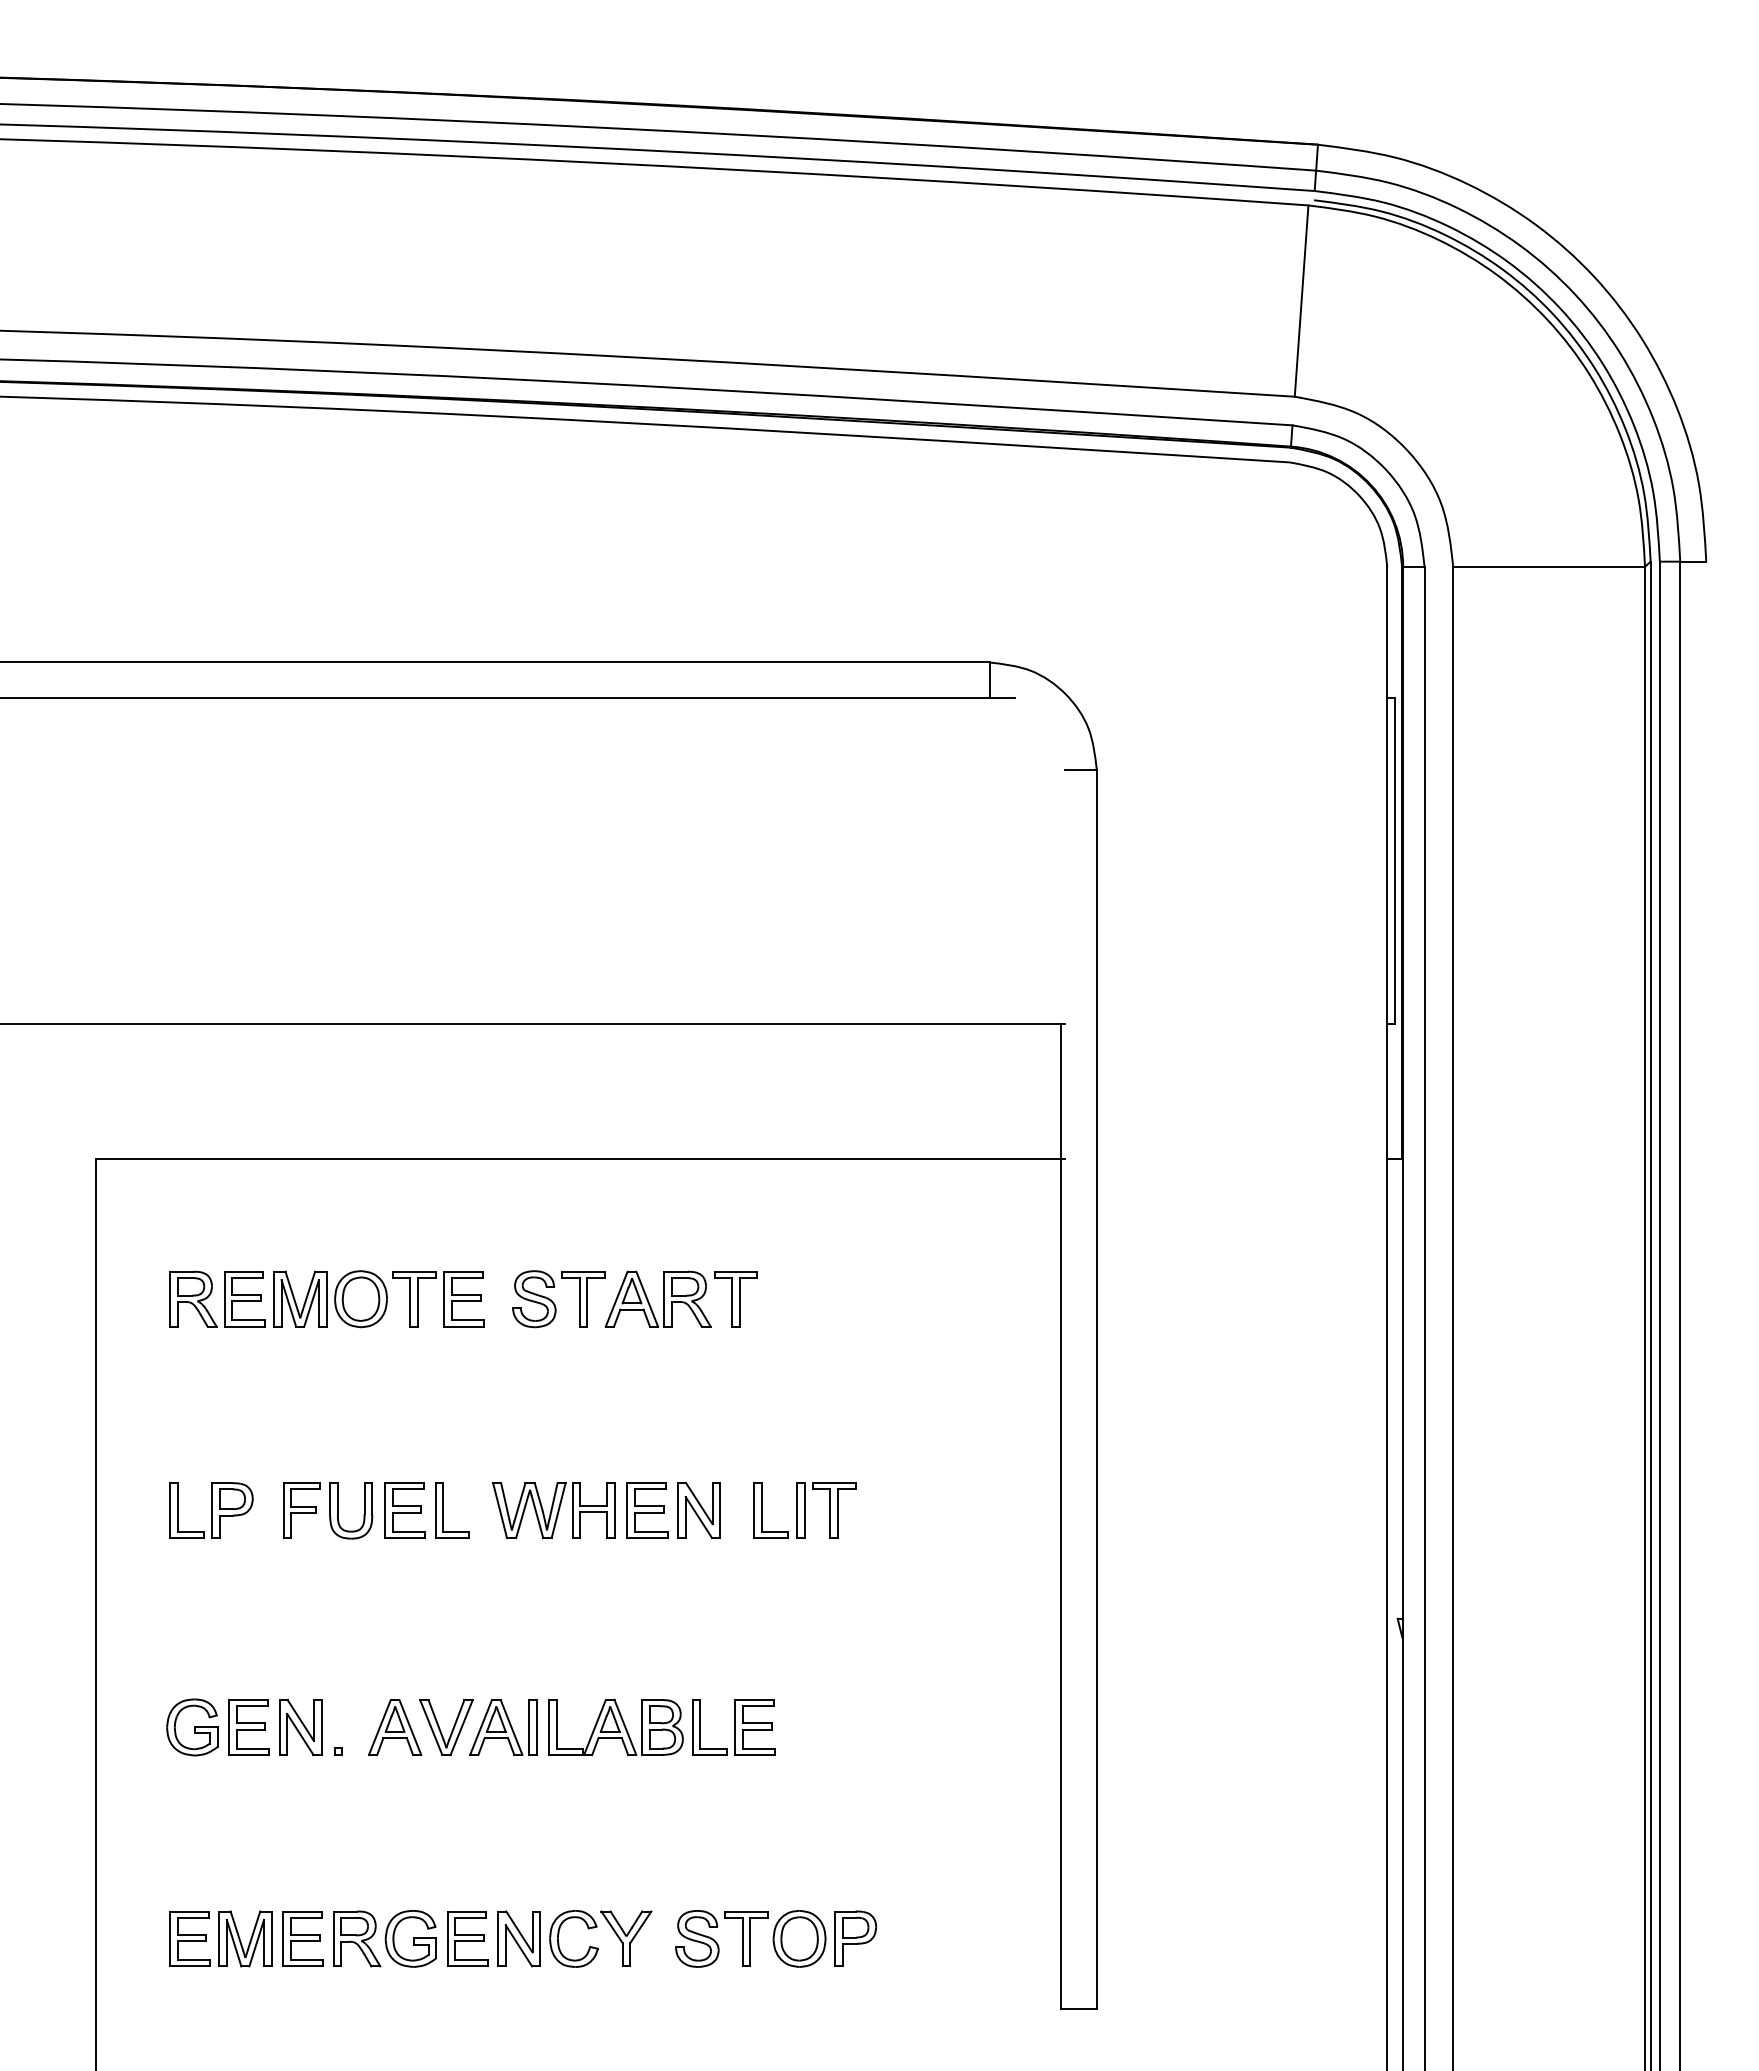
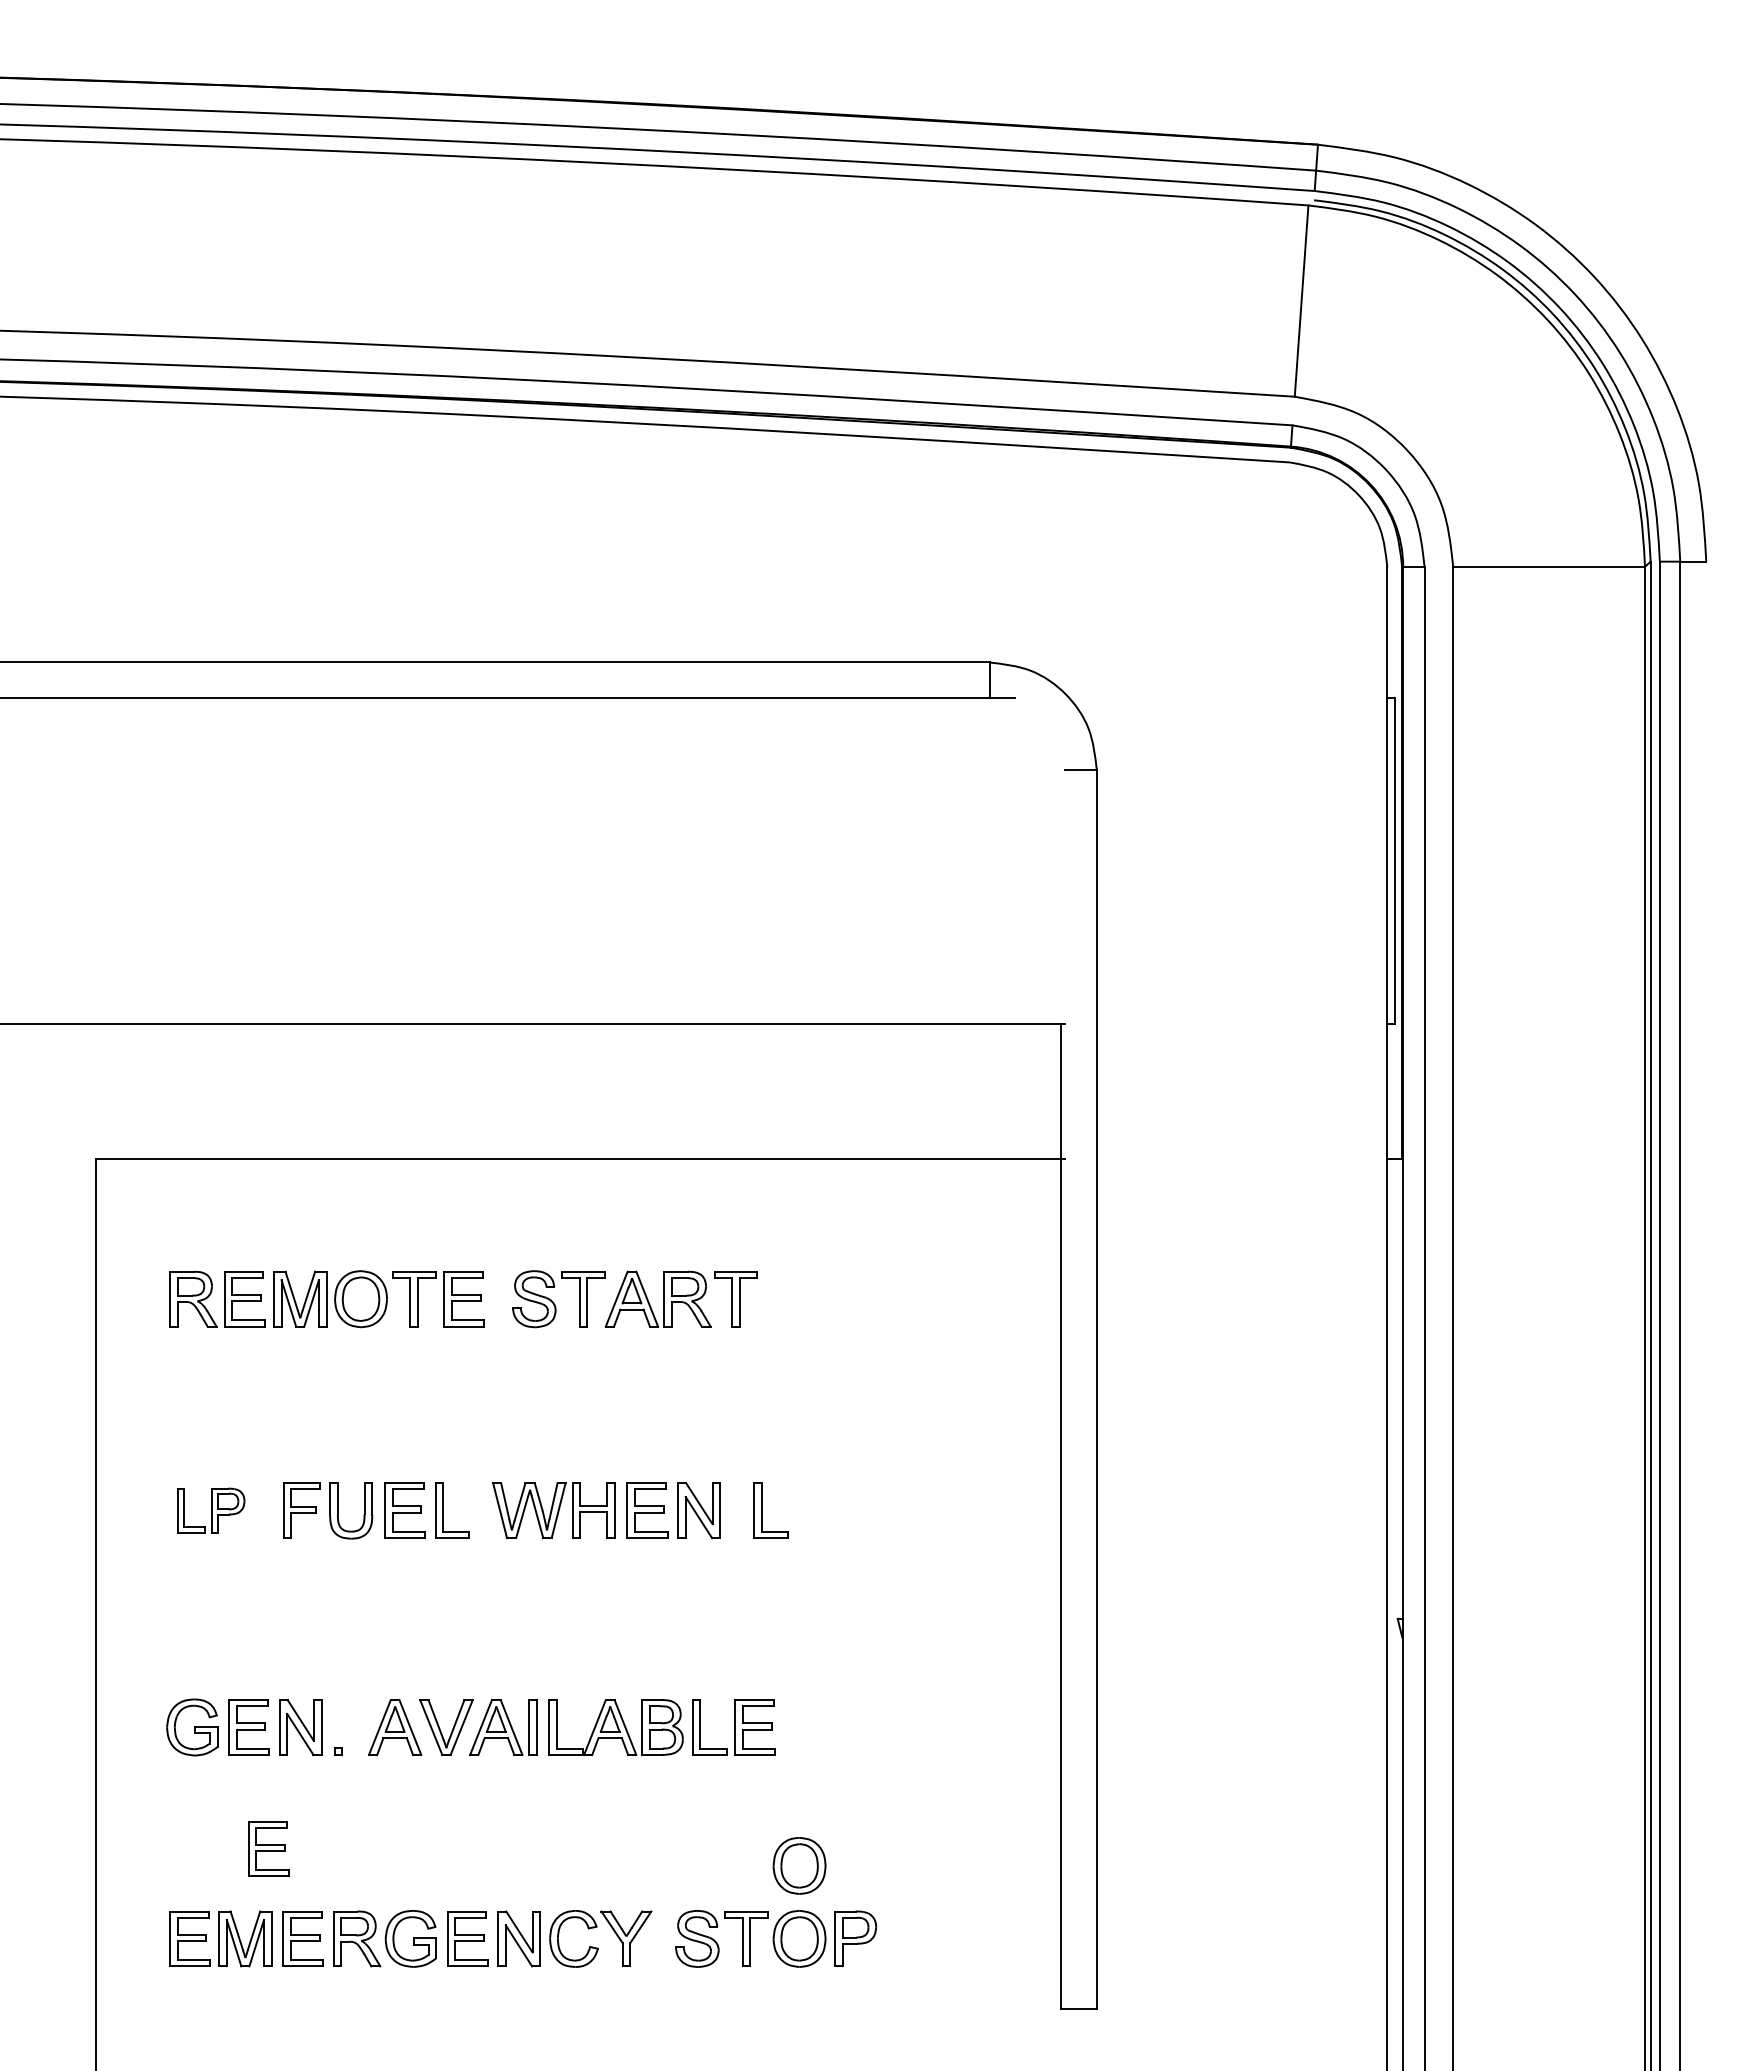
part size: 85x57 px -> 69x47 px (211, 1510)
part: present -> none (826, 1510)
part: none -> present (268, 1848)
part: none -> present (799, 1865)
